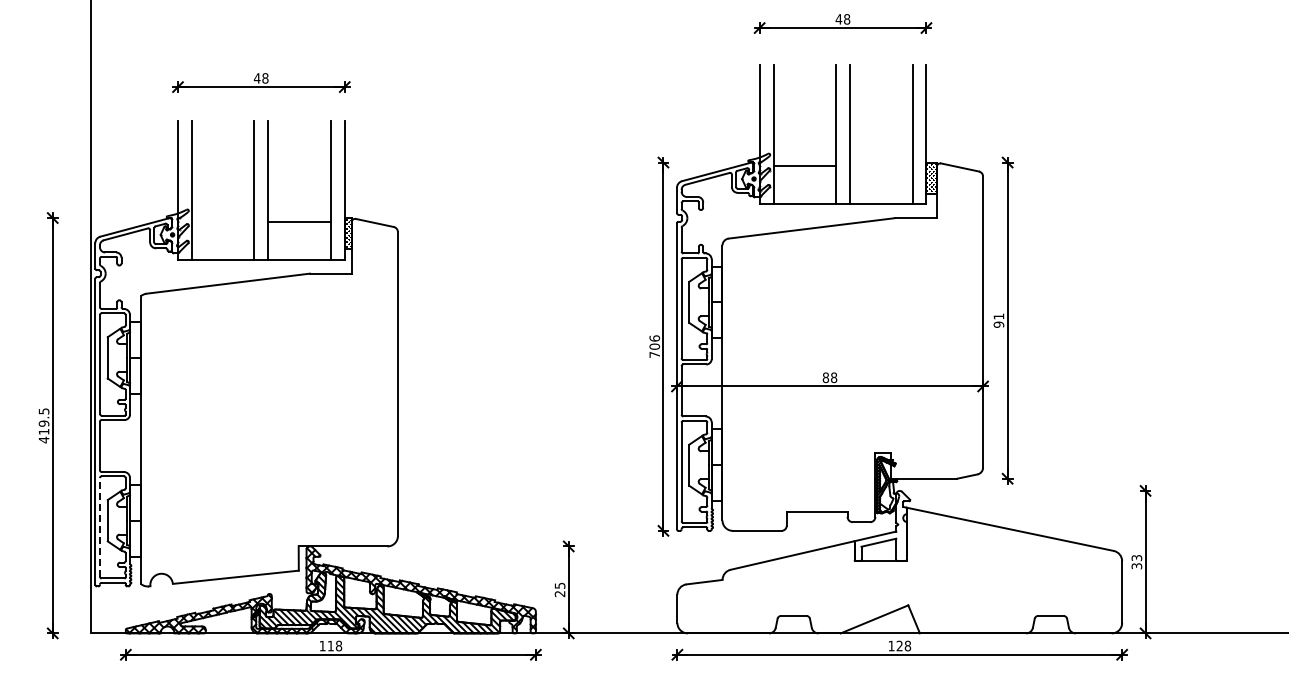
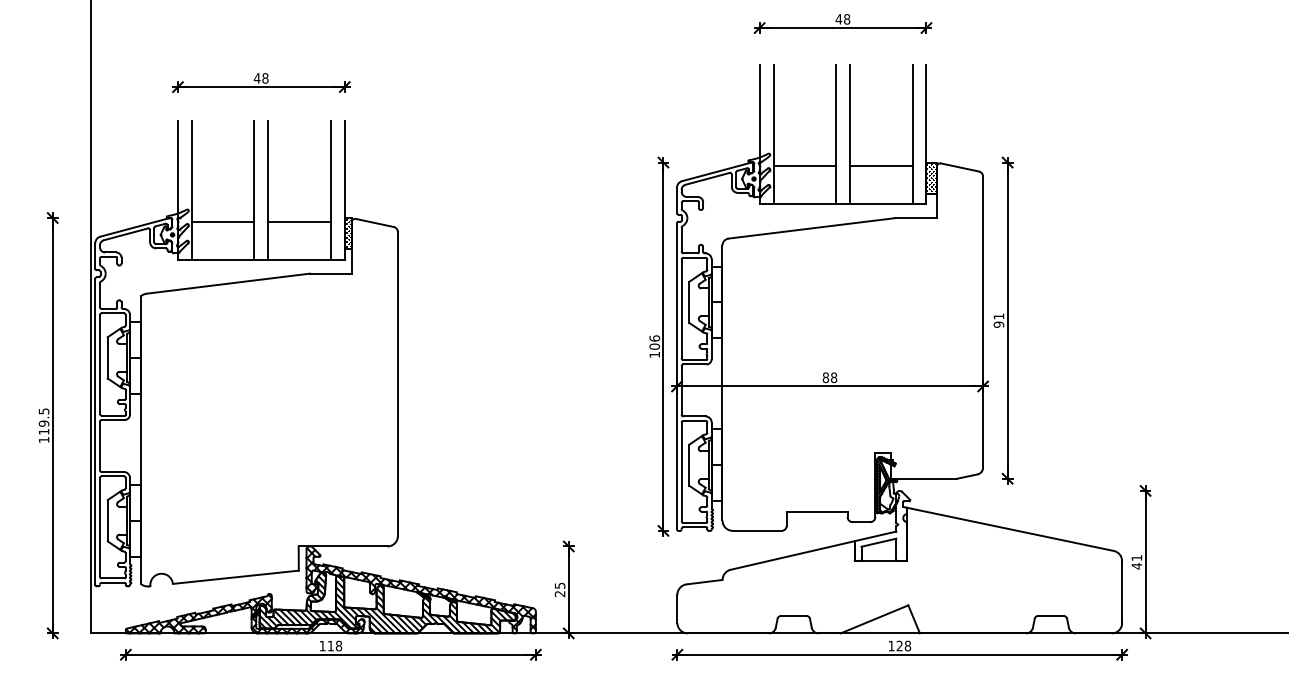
line: none -> present (881, 166)
line: none -> present (222, 221)
text: 706 -> 106 (654, 354)
text: 419.5 -> 119.5 (43, 439)
line: dashed -> solid (99, 526)
text: 33 -> 41 (1136, 562)
